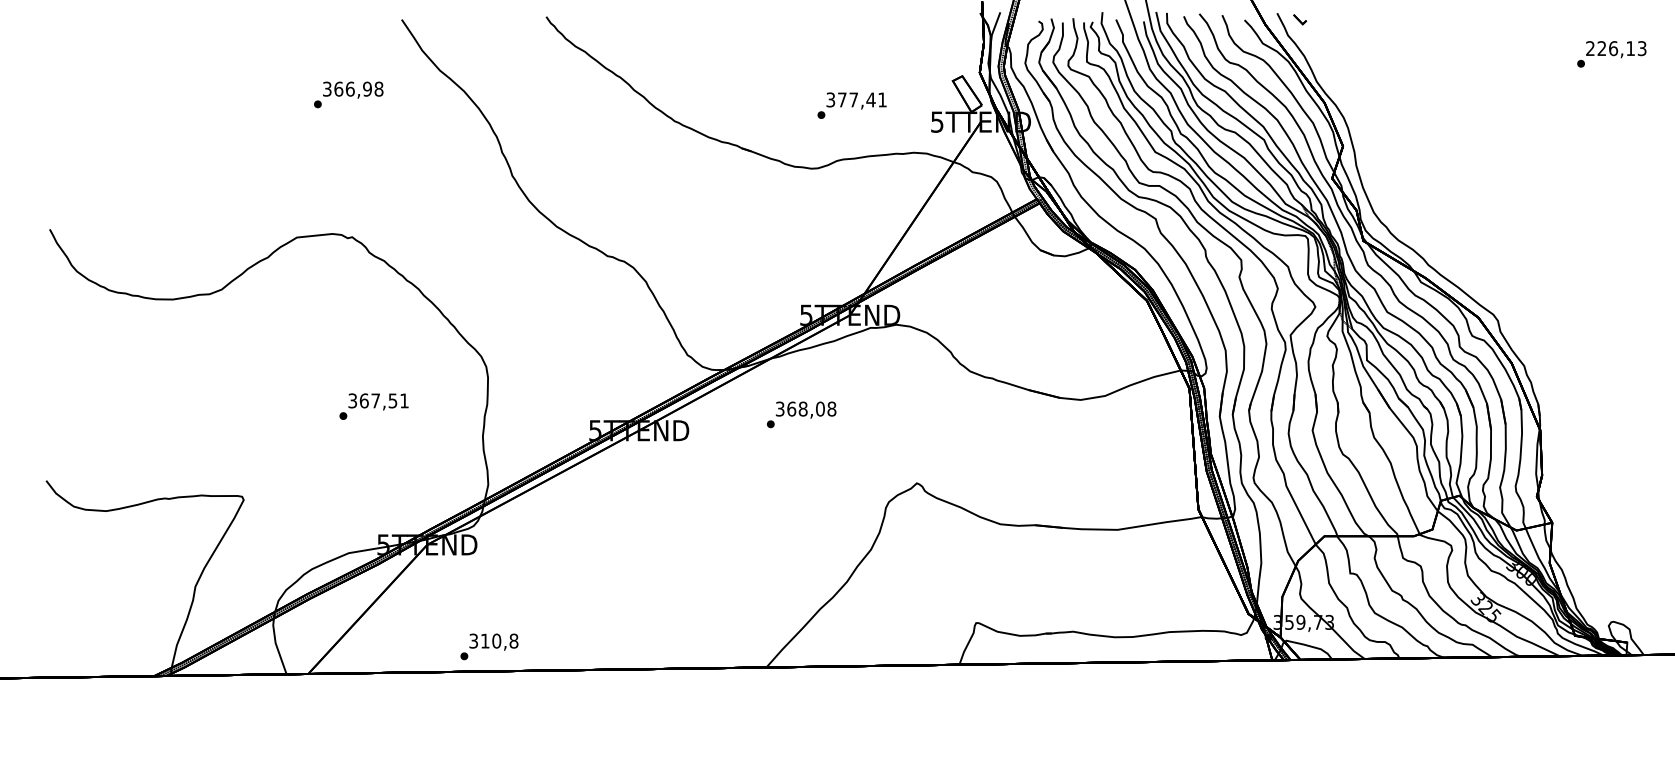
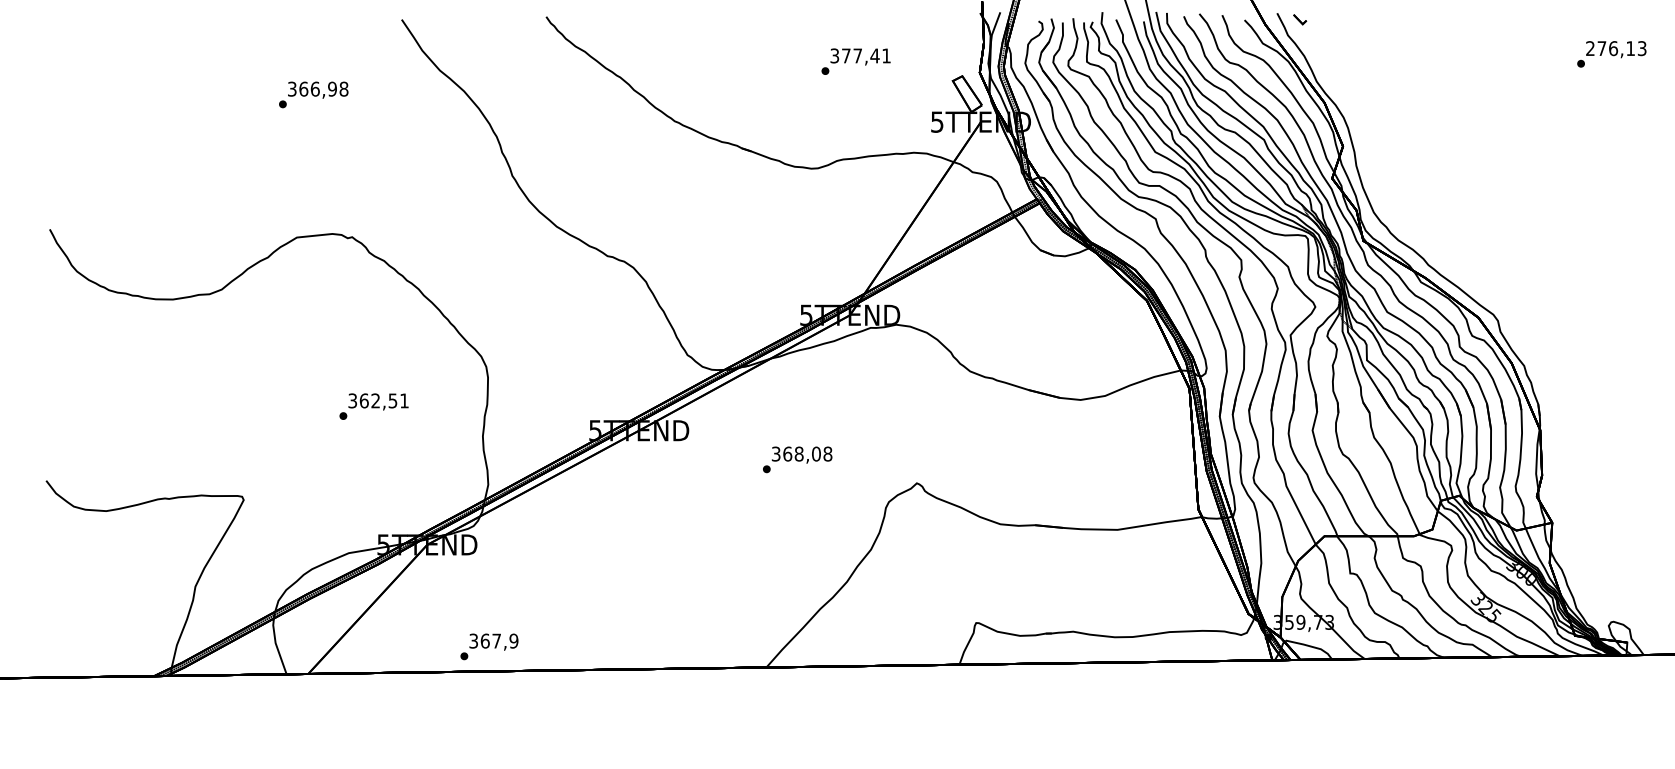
text: 226,13 -> 276,13 (1601, 48)
text position: (348, 94) -> (313, 94) (313, 94)
text position: (851, 105) -> (855, 61) (855, 61)
text: 367,51 -> 362,51 (375, 400)
text position: (801, 414) -> (797, 459) (797, 459)
text: 310,8 -> 367,9 (499, 640)
